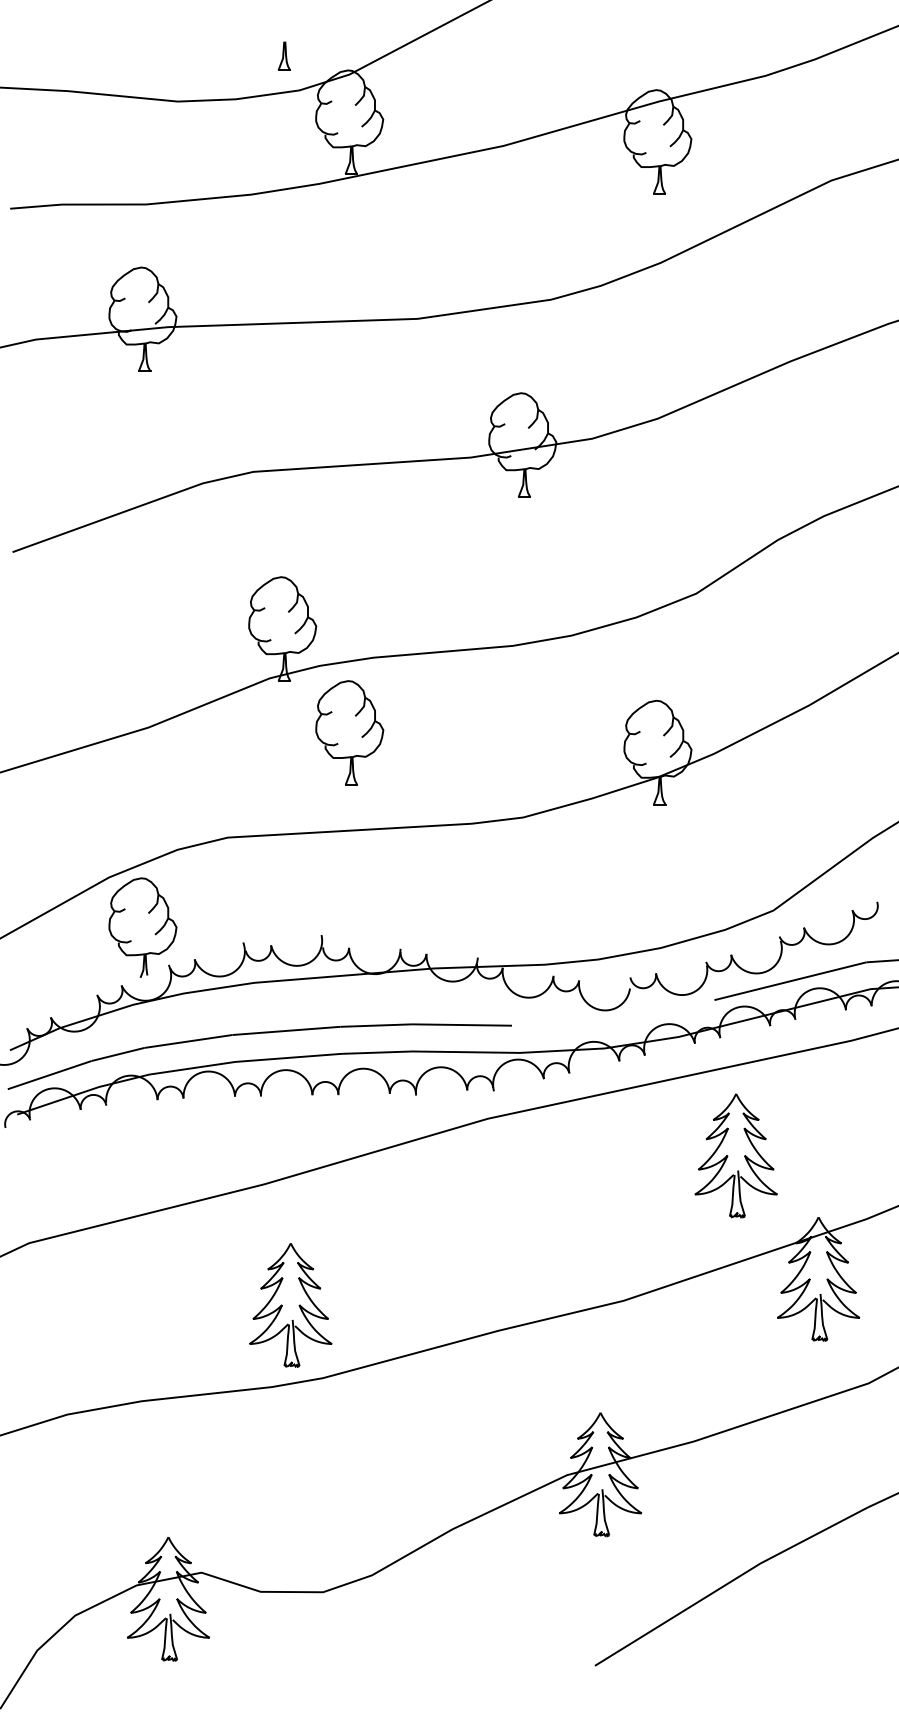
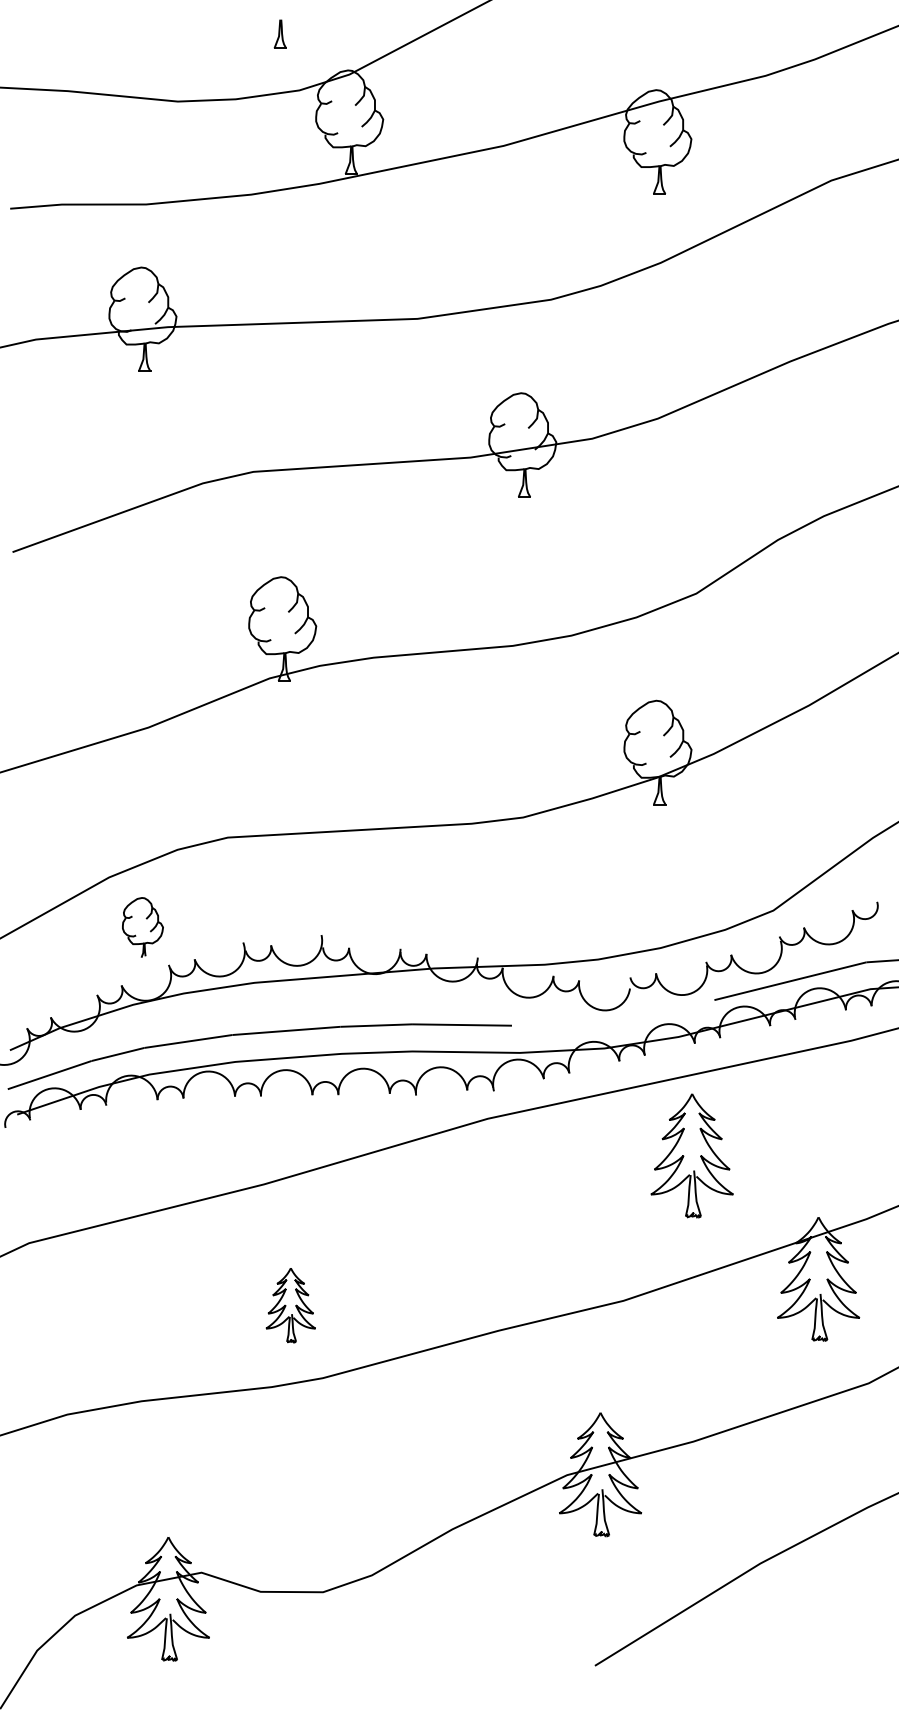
part position: (283, 55) -> (279, 33) (279, 33)
part: present -> none (349, 732)
part size: 70x101 px -> 42x61 px (142, 927)
part position: (735, 1155) -> (691, 1155) (691, 1155)
part size: 84x125 px -> 51x76 px (290, 1305)
